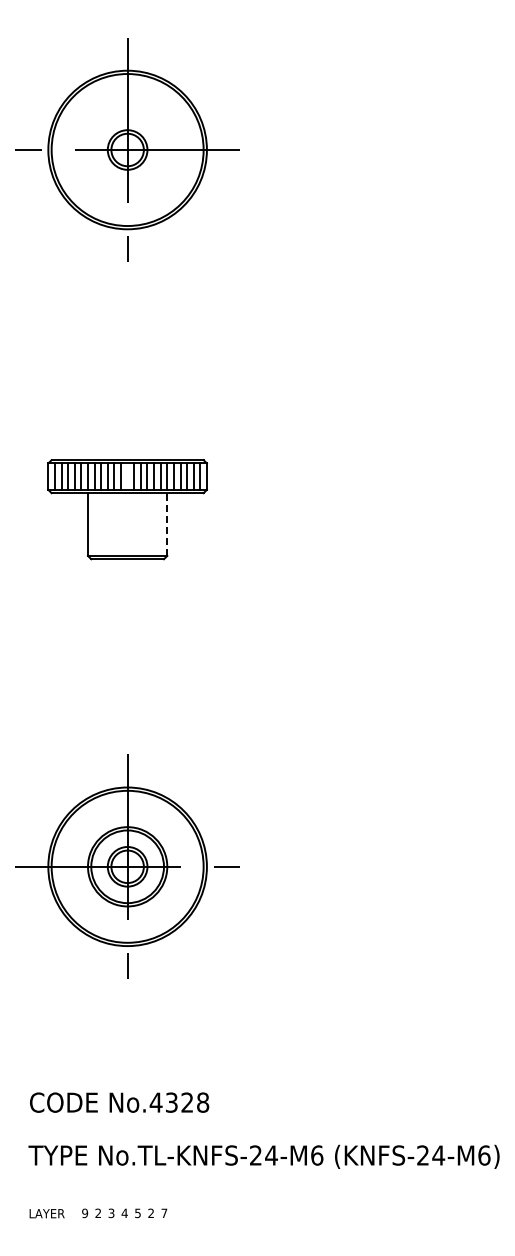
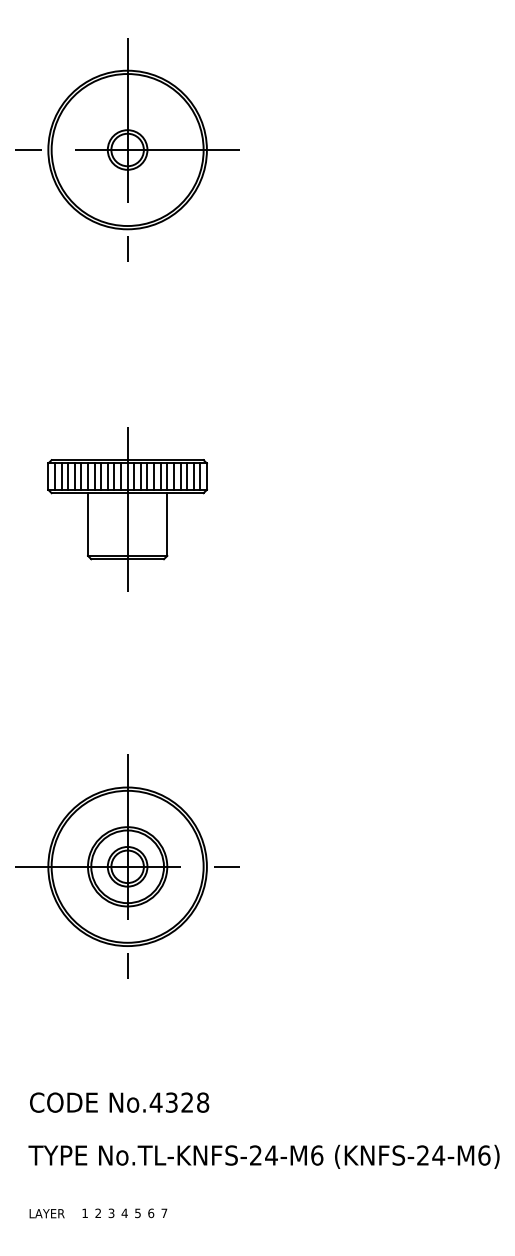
line: none -> present (127, 509)
line: dashed -> solid (167, 524)
text: 9 -> 1 (85, 1213)
text: 2 -> 6 (151, 1213)
